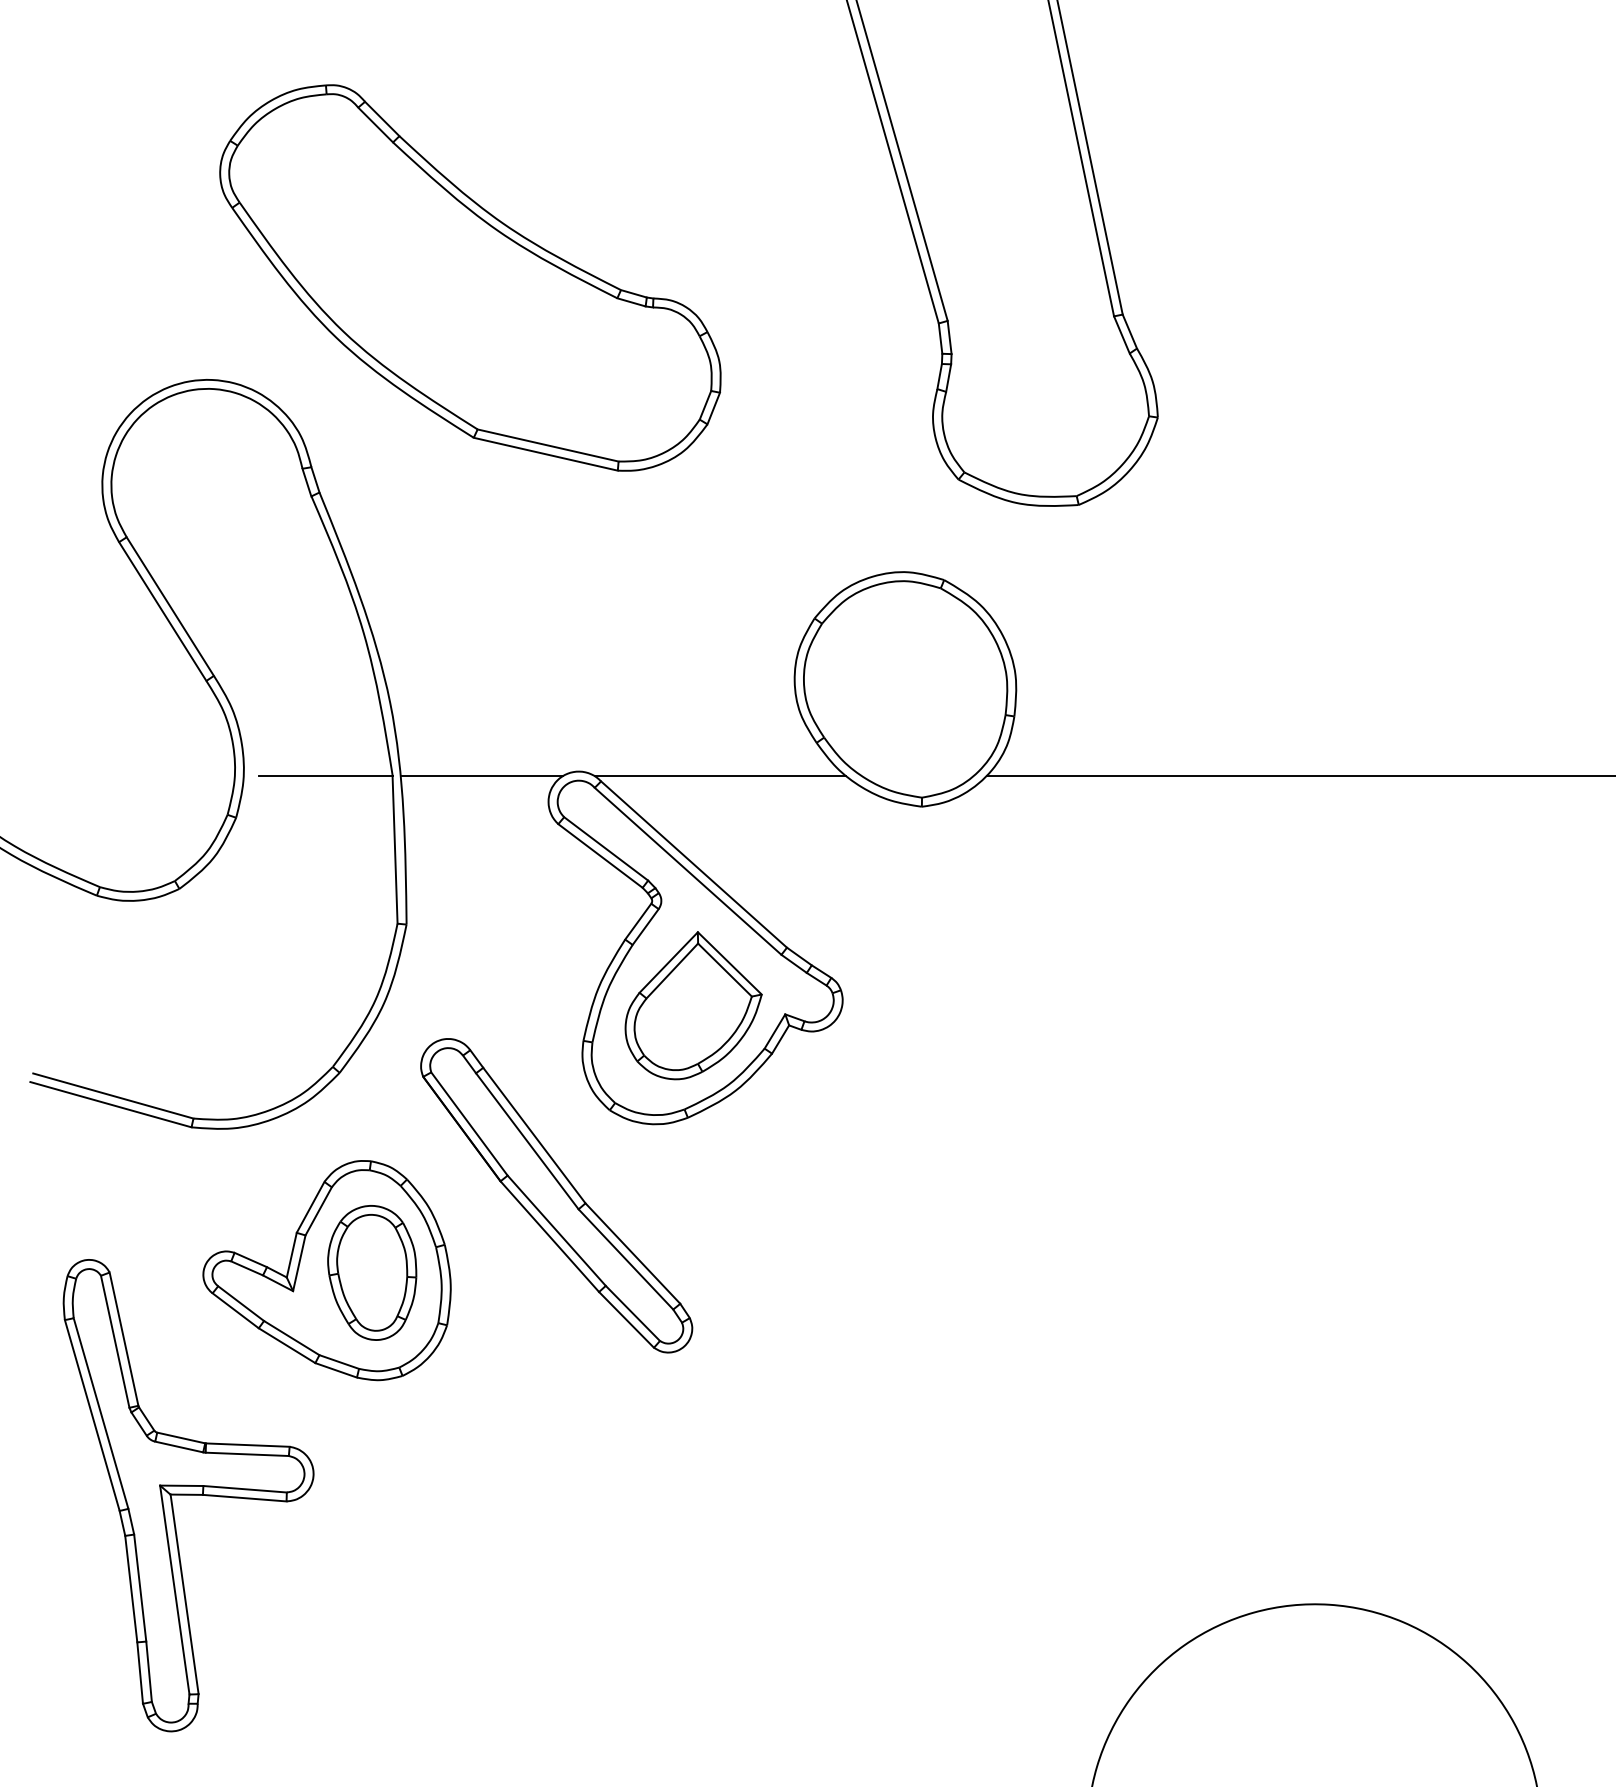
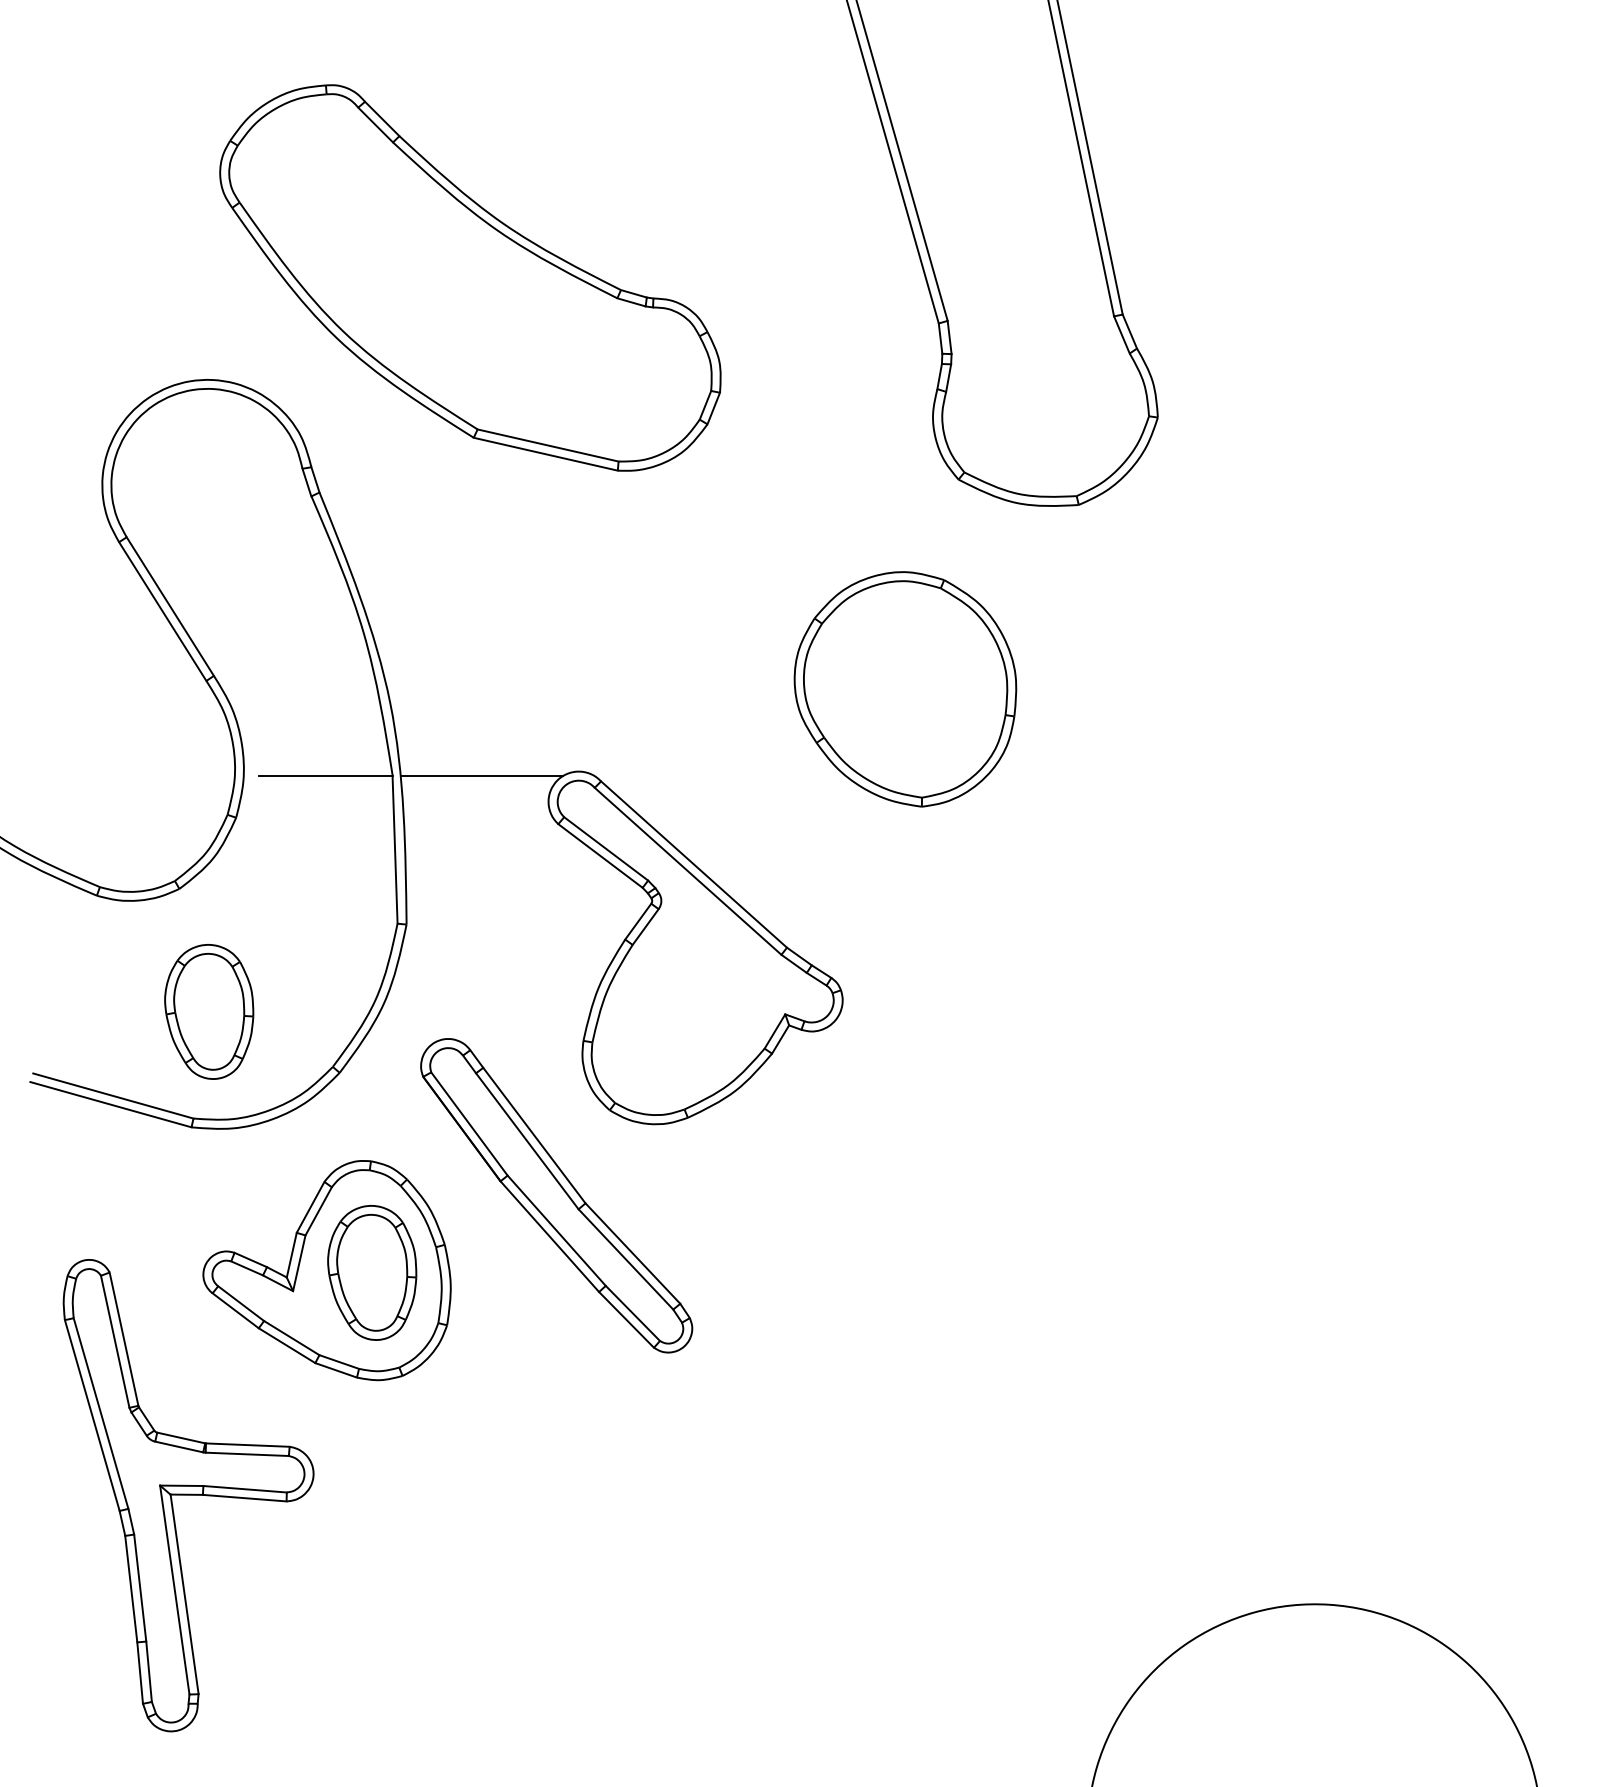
line: present -> none (719, 776)
line: present -> none (1299, 776)
part: present -> none (693, 1005)
part: none -> present (209, 1011)
